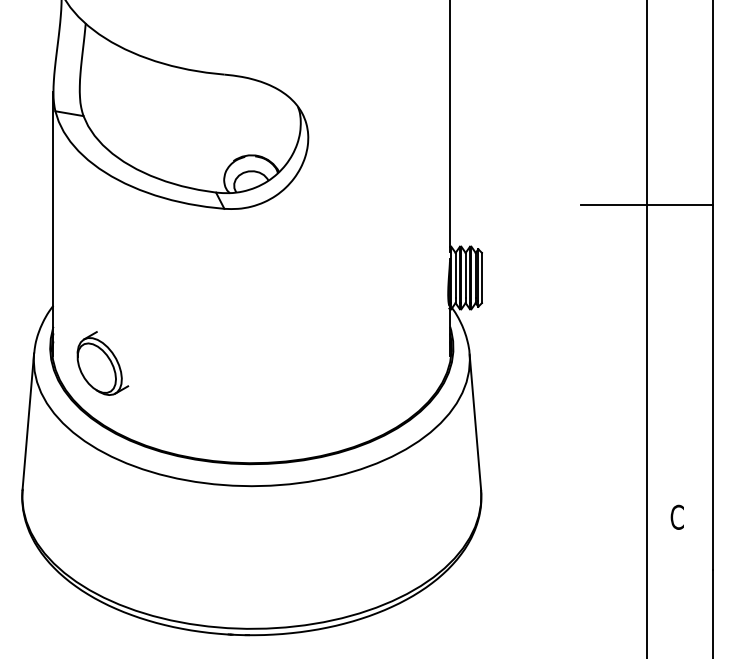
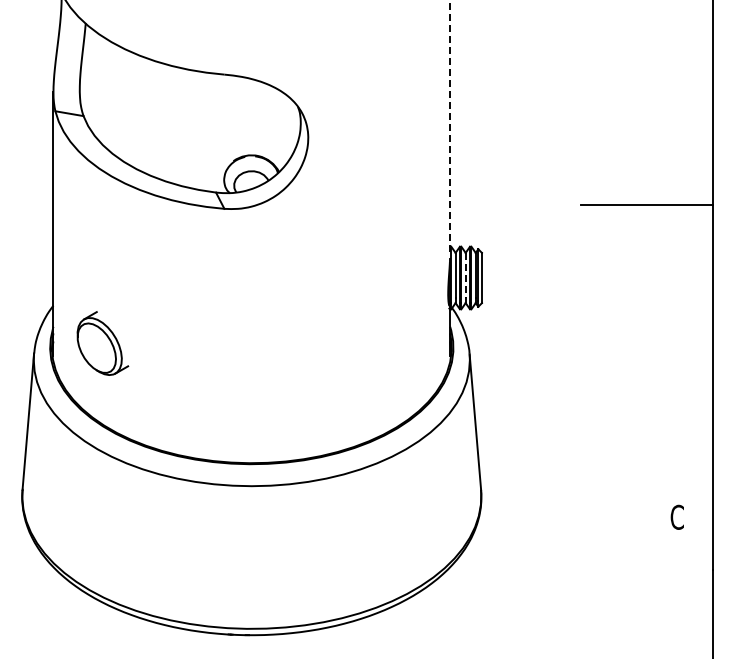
line: solid -> dashed (450, 126)
line: solid -> dashed (465, 275)
line: present -> none (647, 328)
part position: (102, 363) -> (102, 343) (102, 343)
